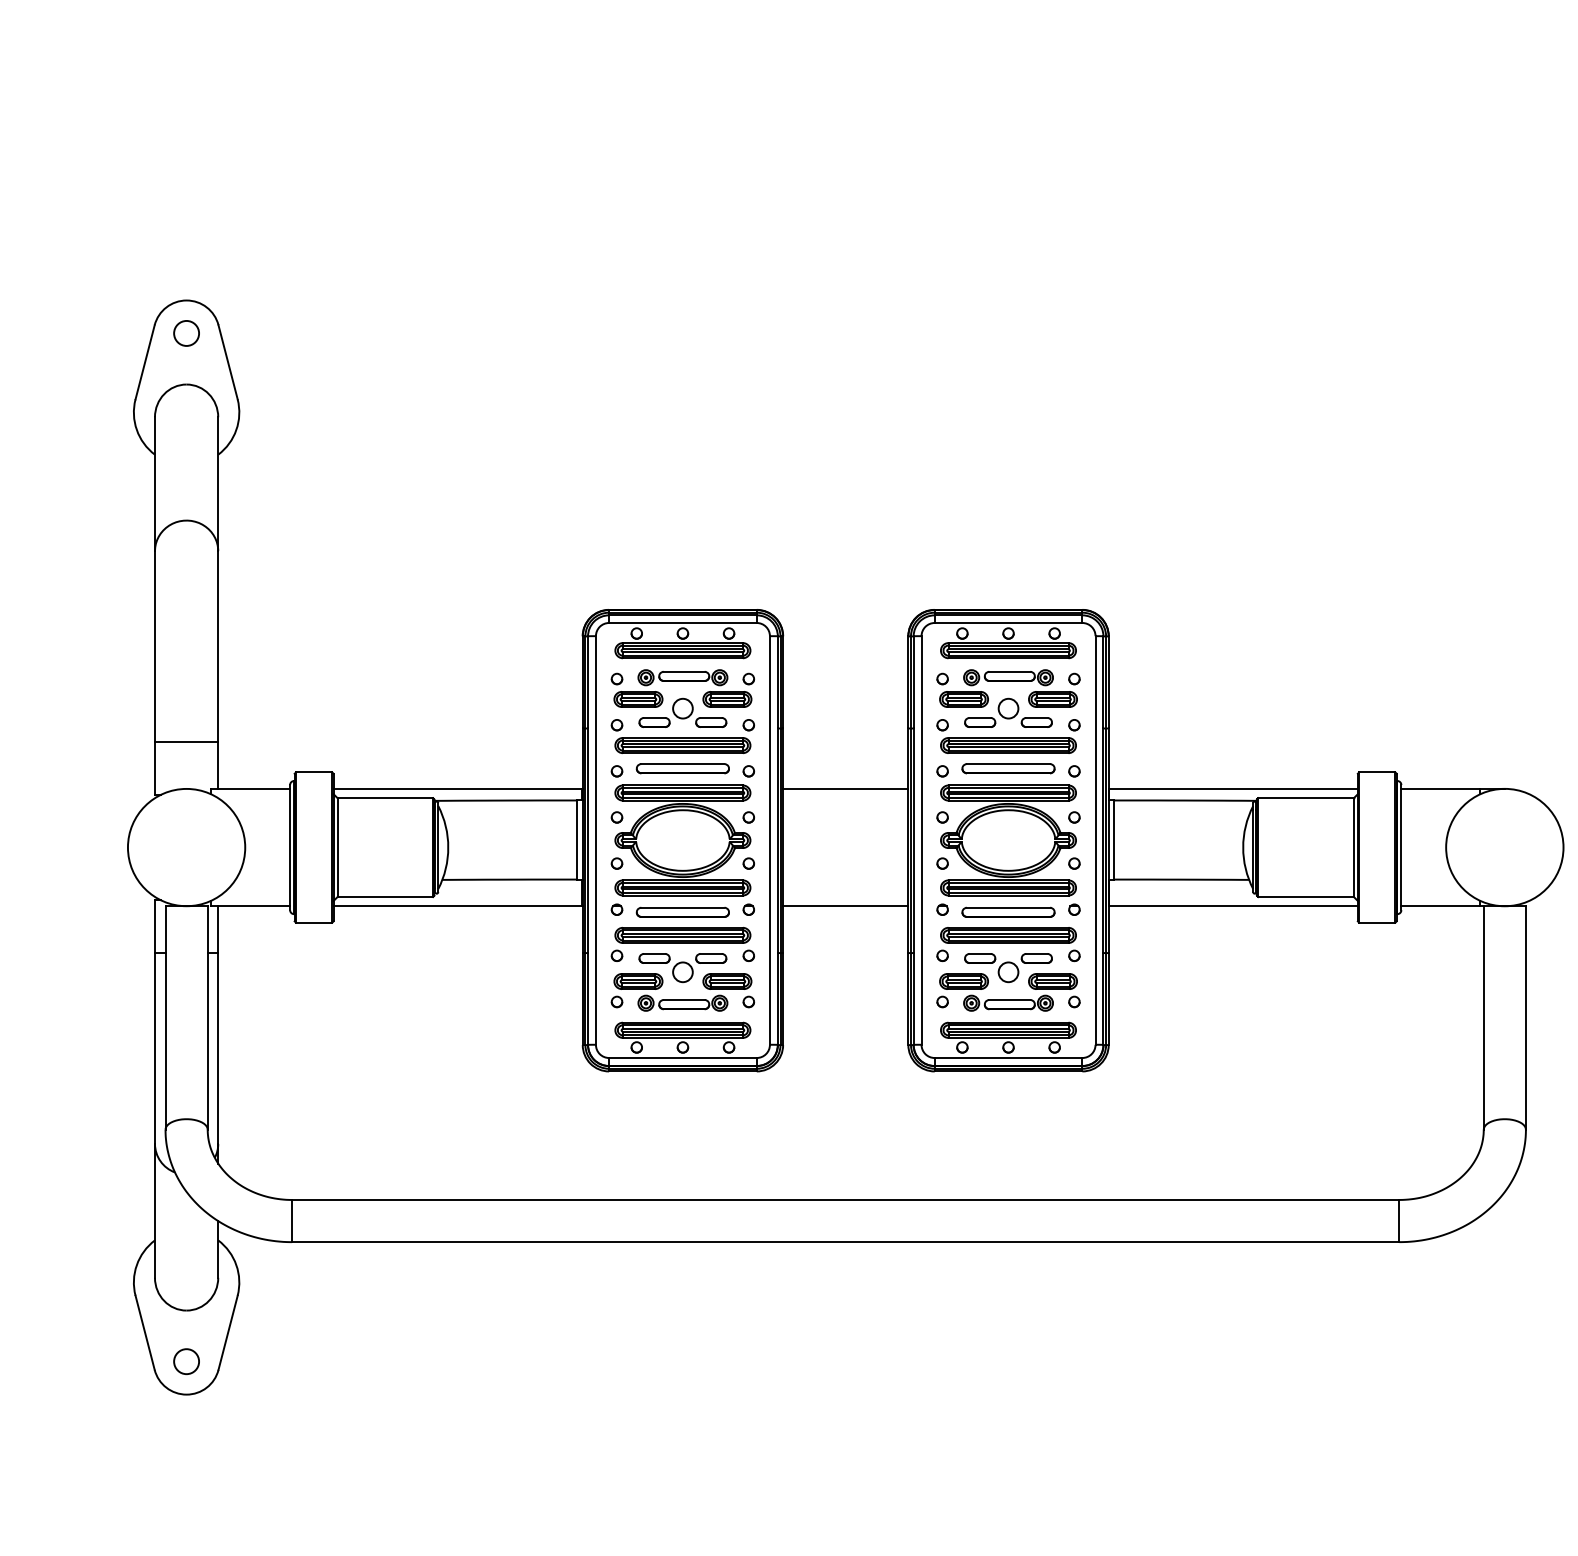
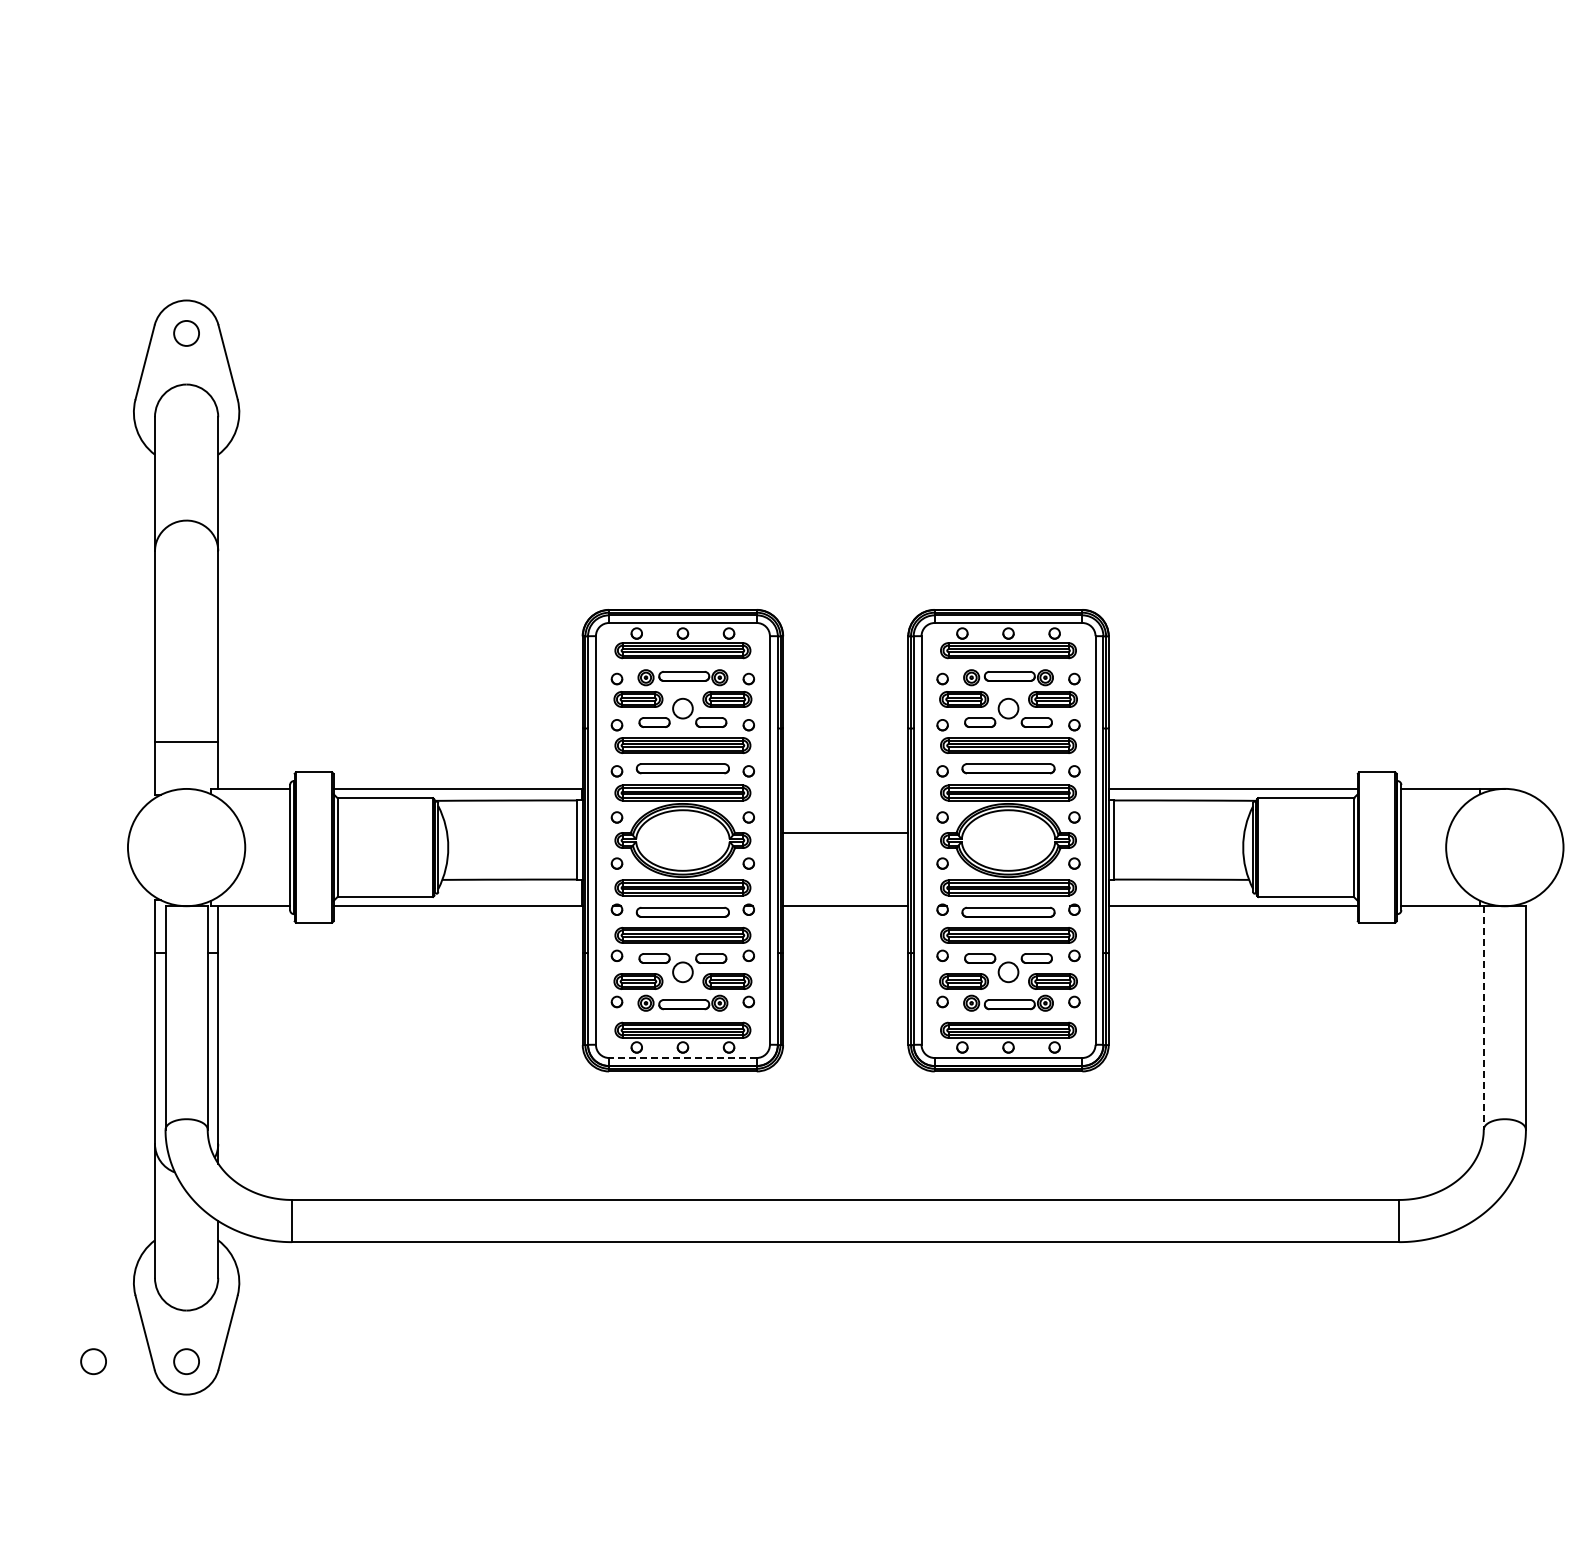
line position: (845, 788) -> (845, 832) (845, 832)
line: solid -> dashed (1483, 1017)
line: solid -> dashed (682, 1058)
circle: none -> present (93, 1361)
